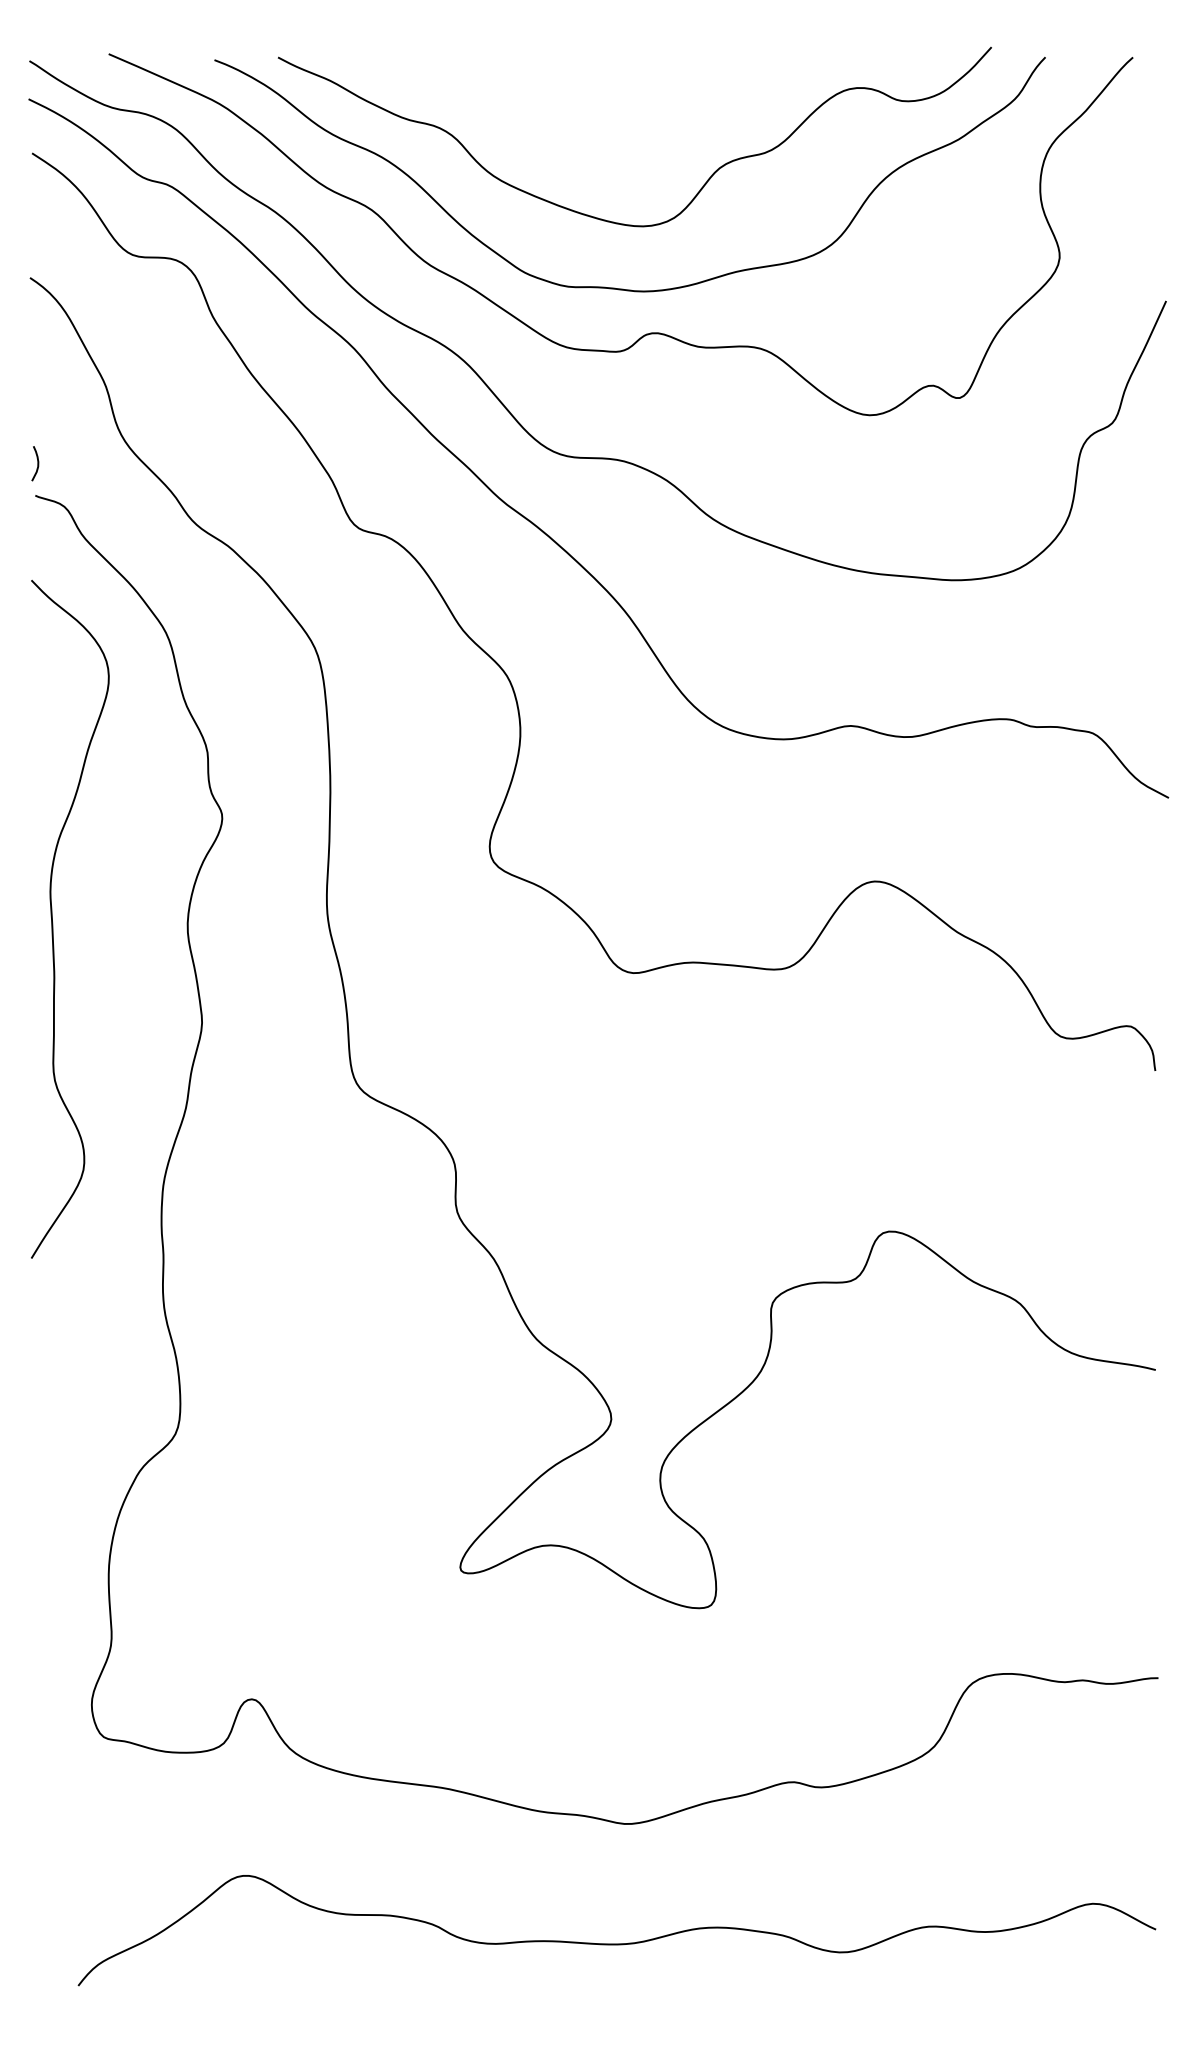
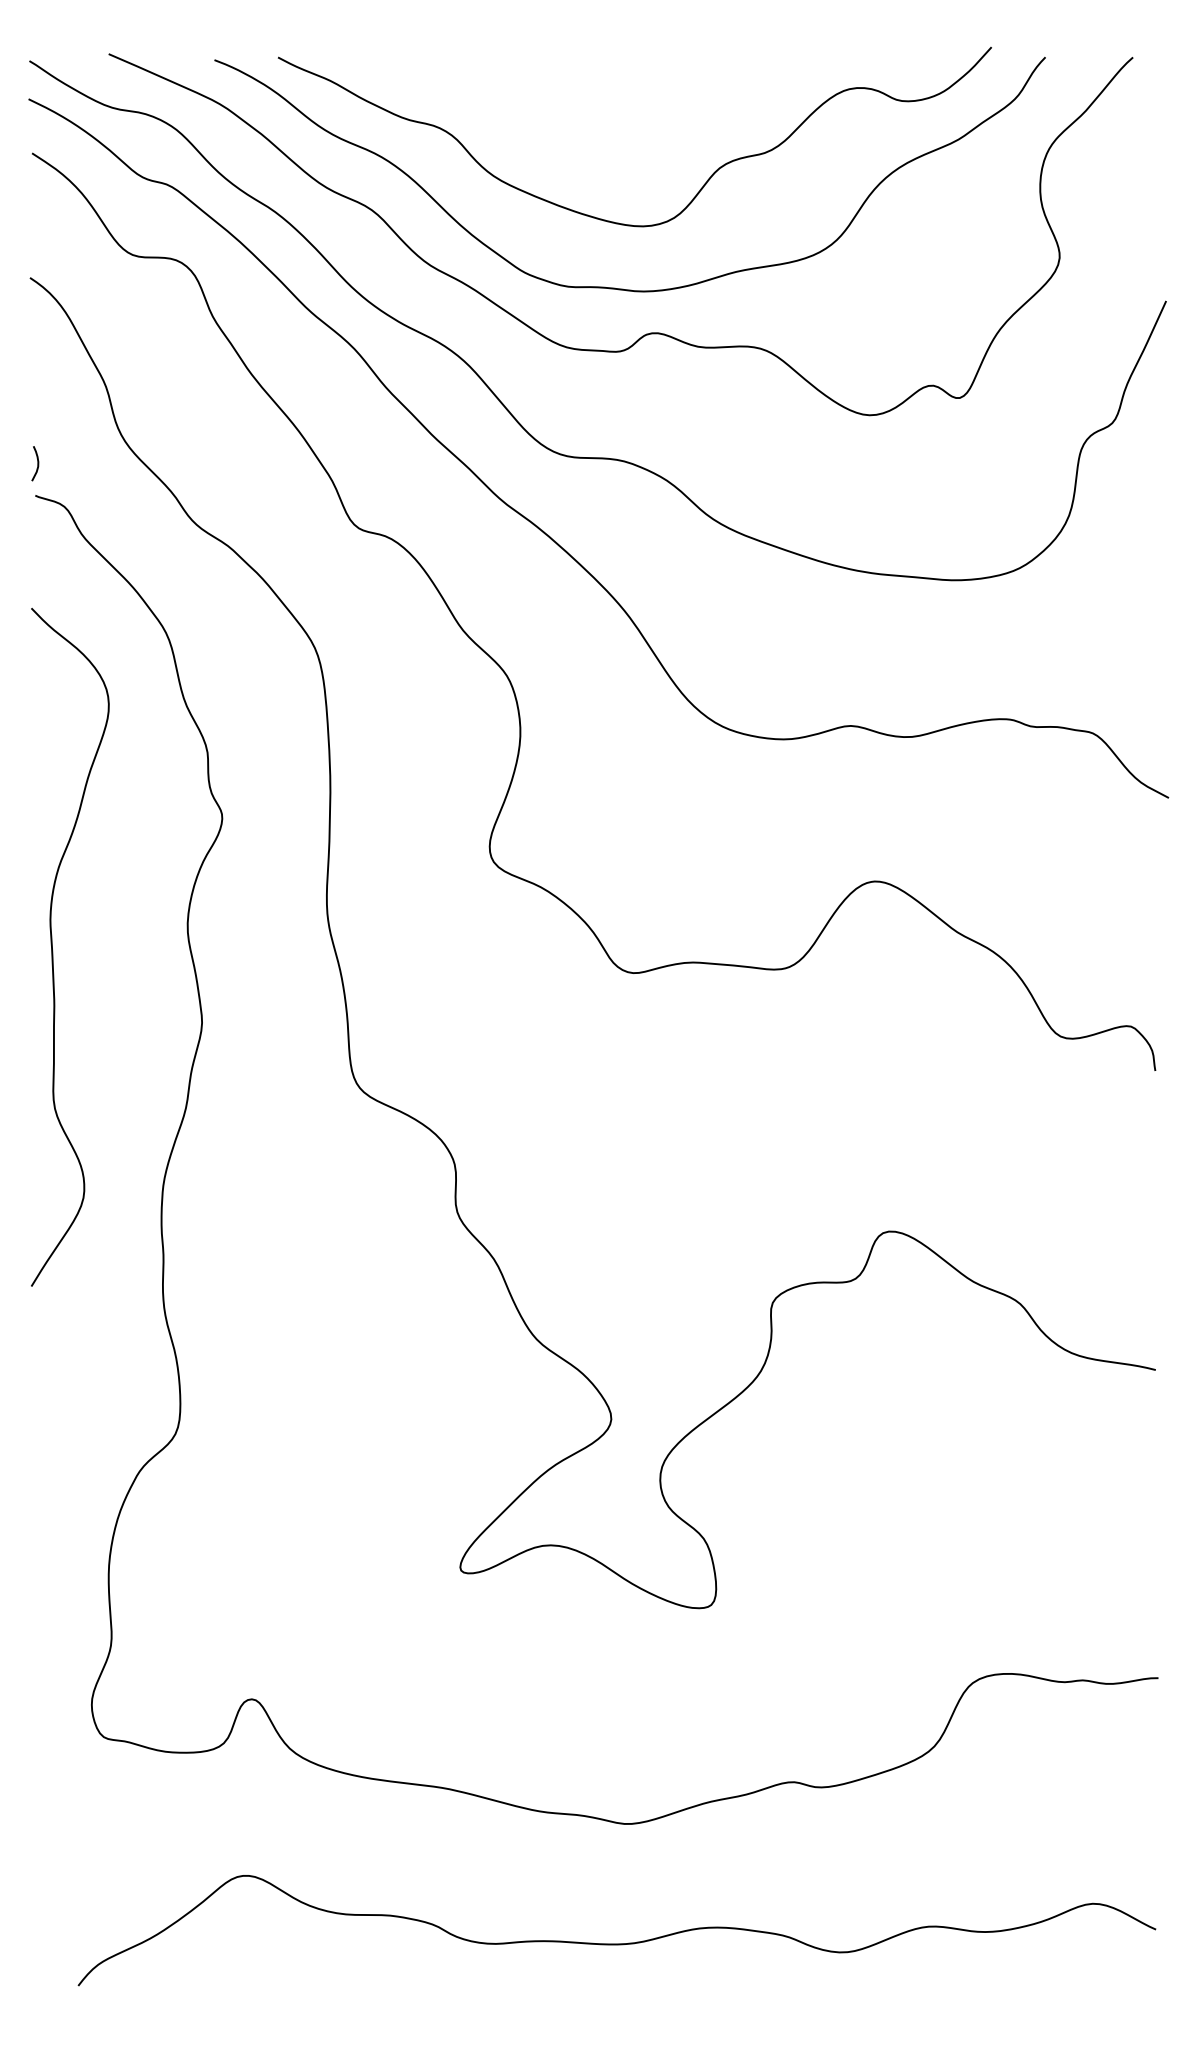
curve position: (53, 923) -> (53, 951) (53, 951)
